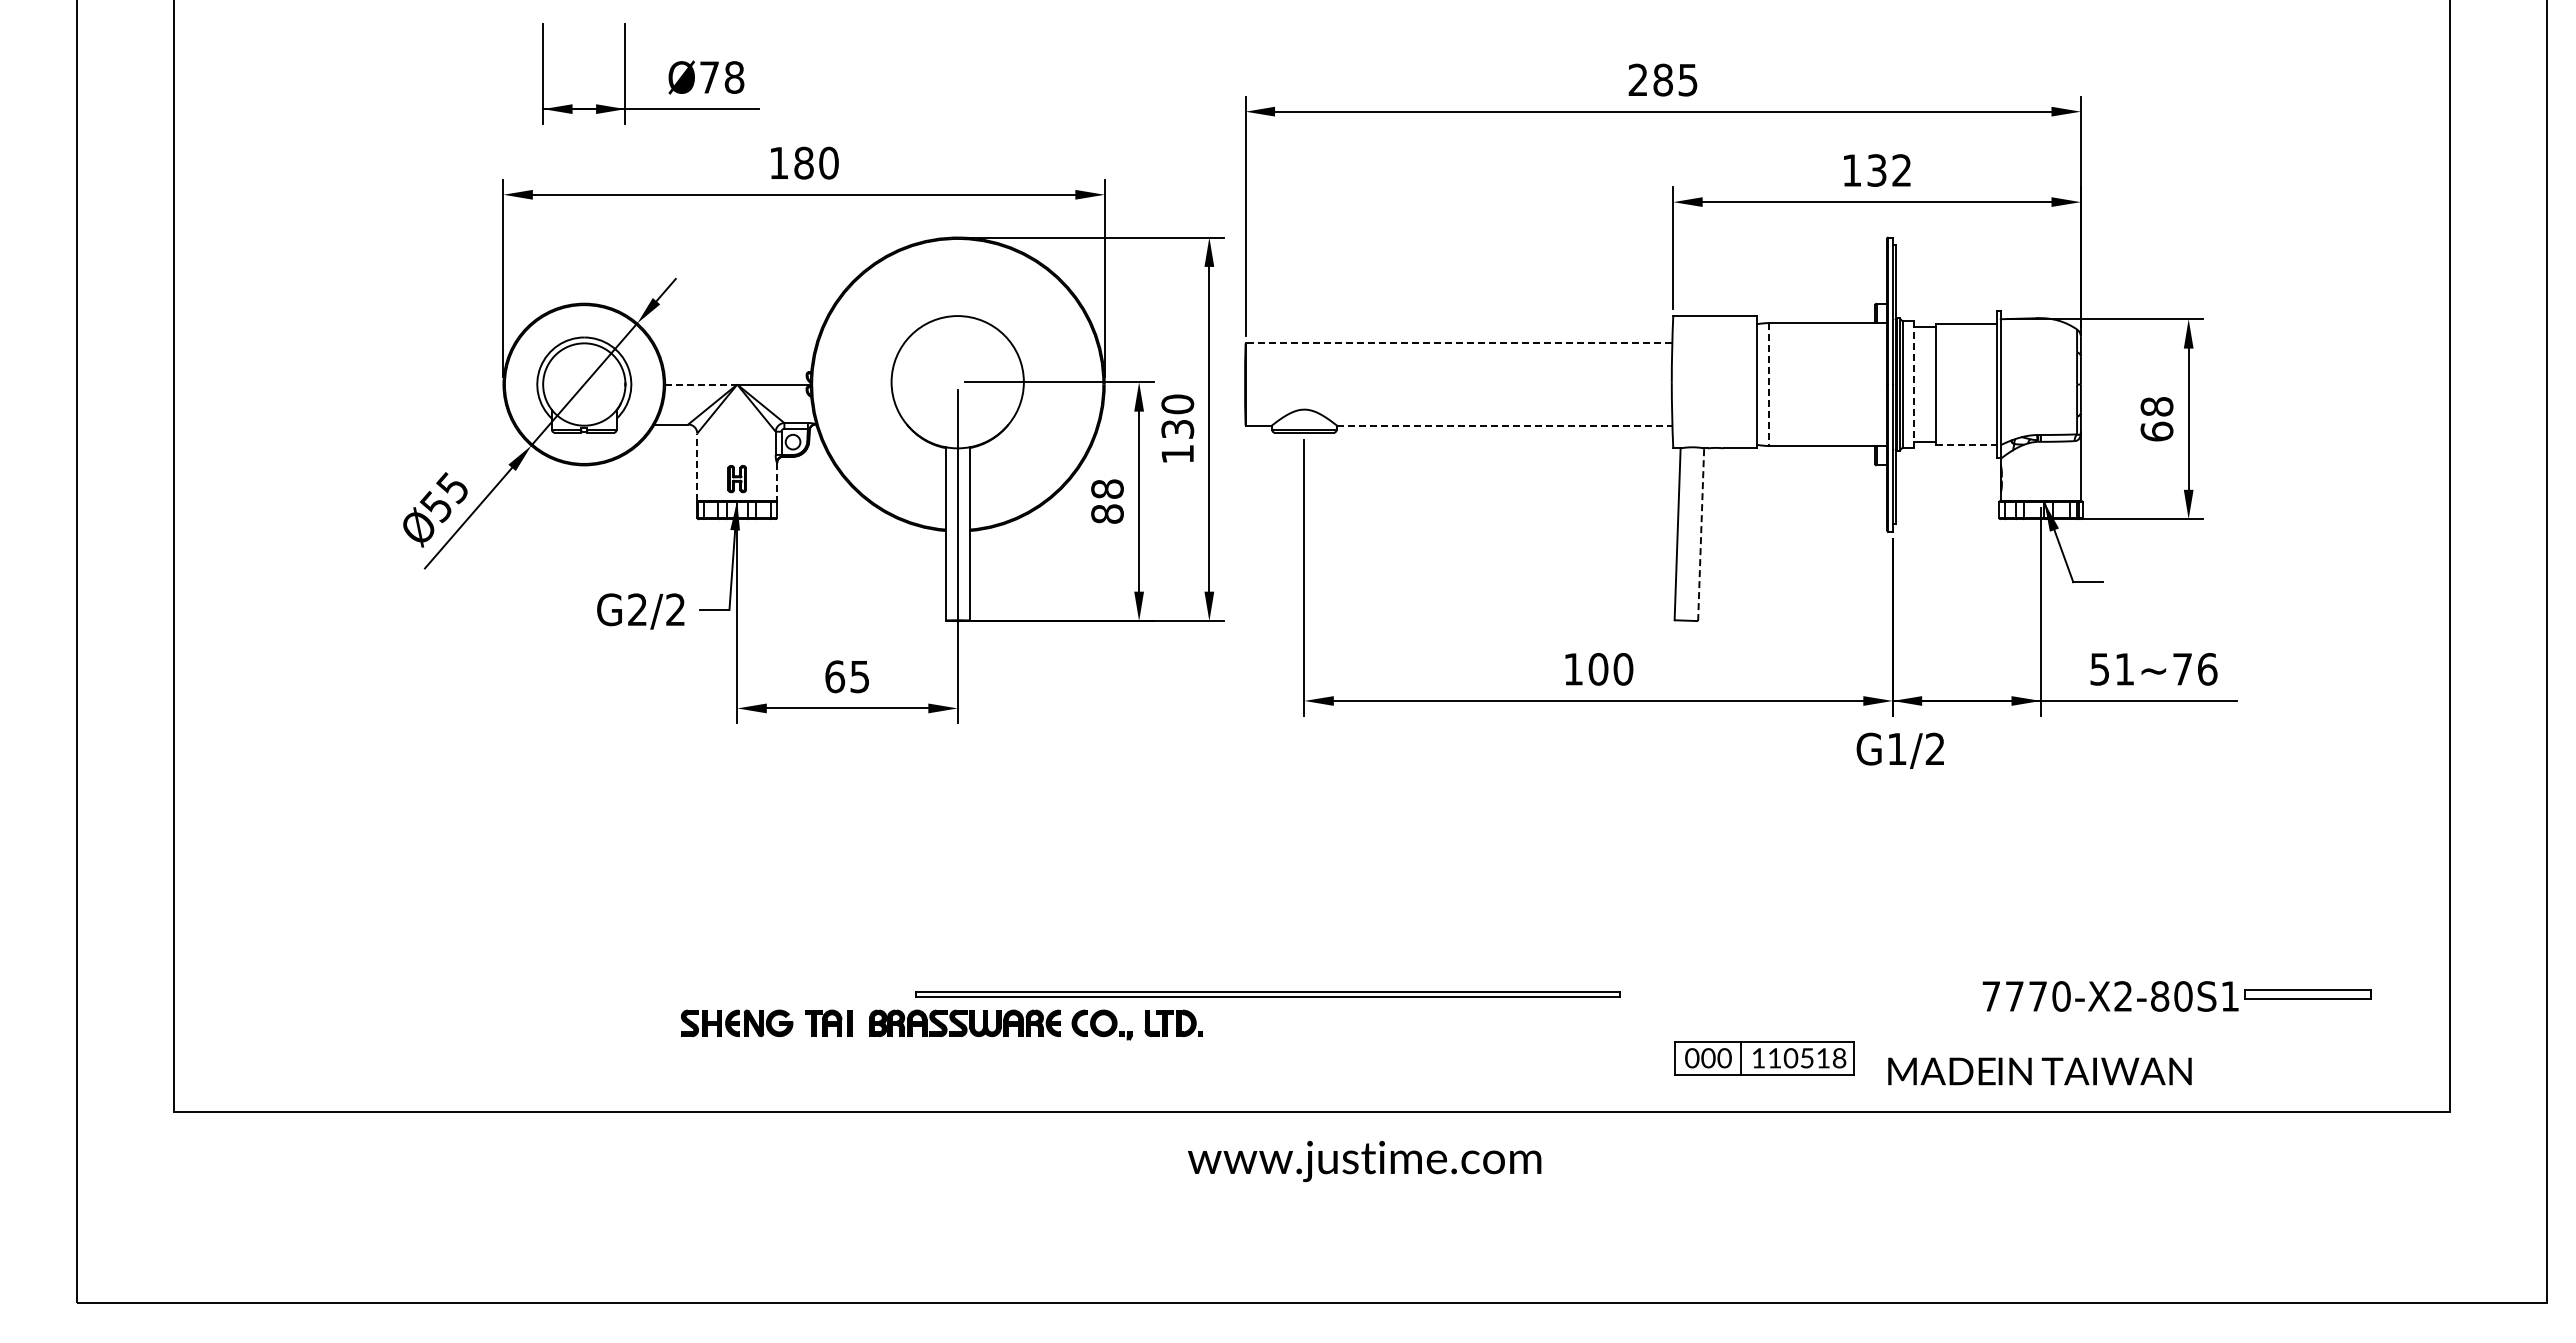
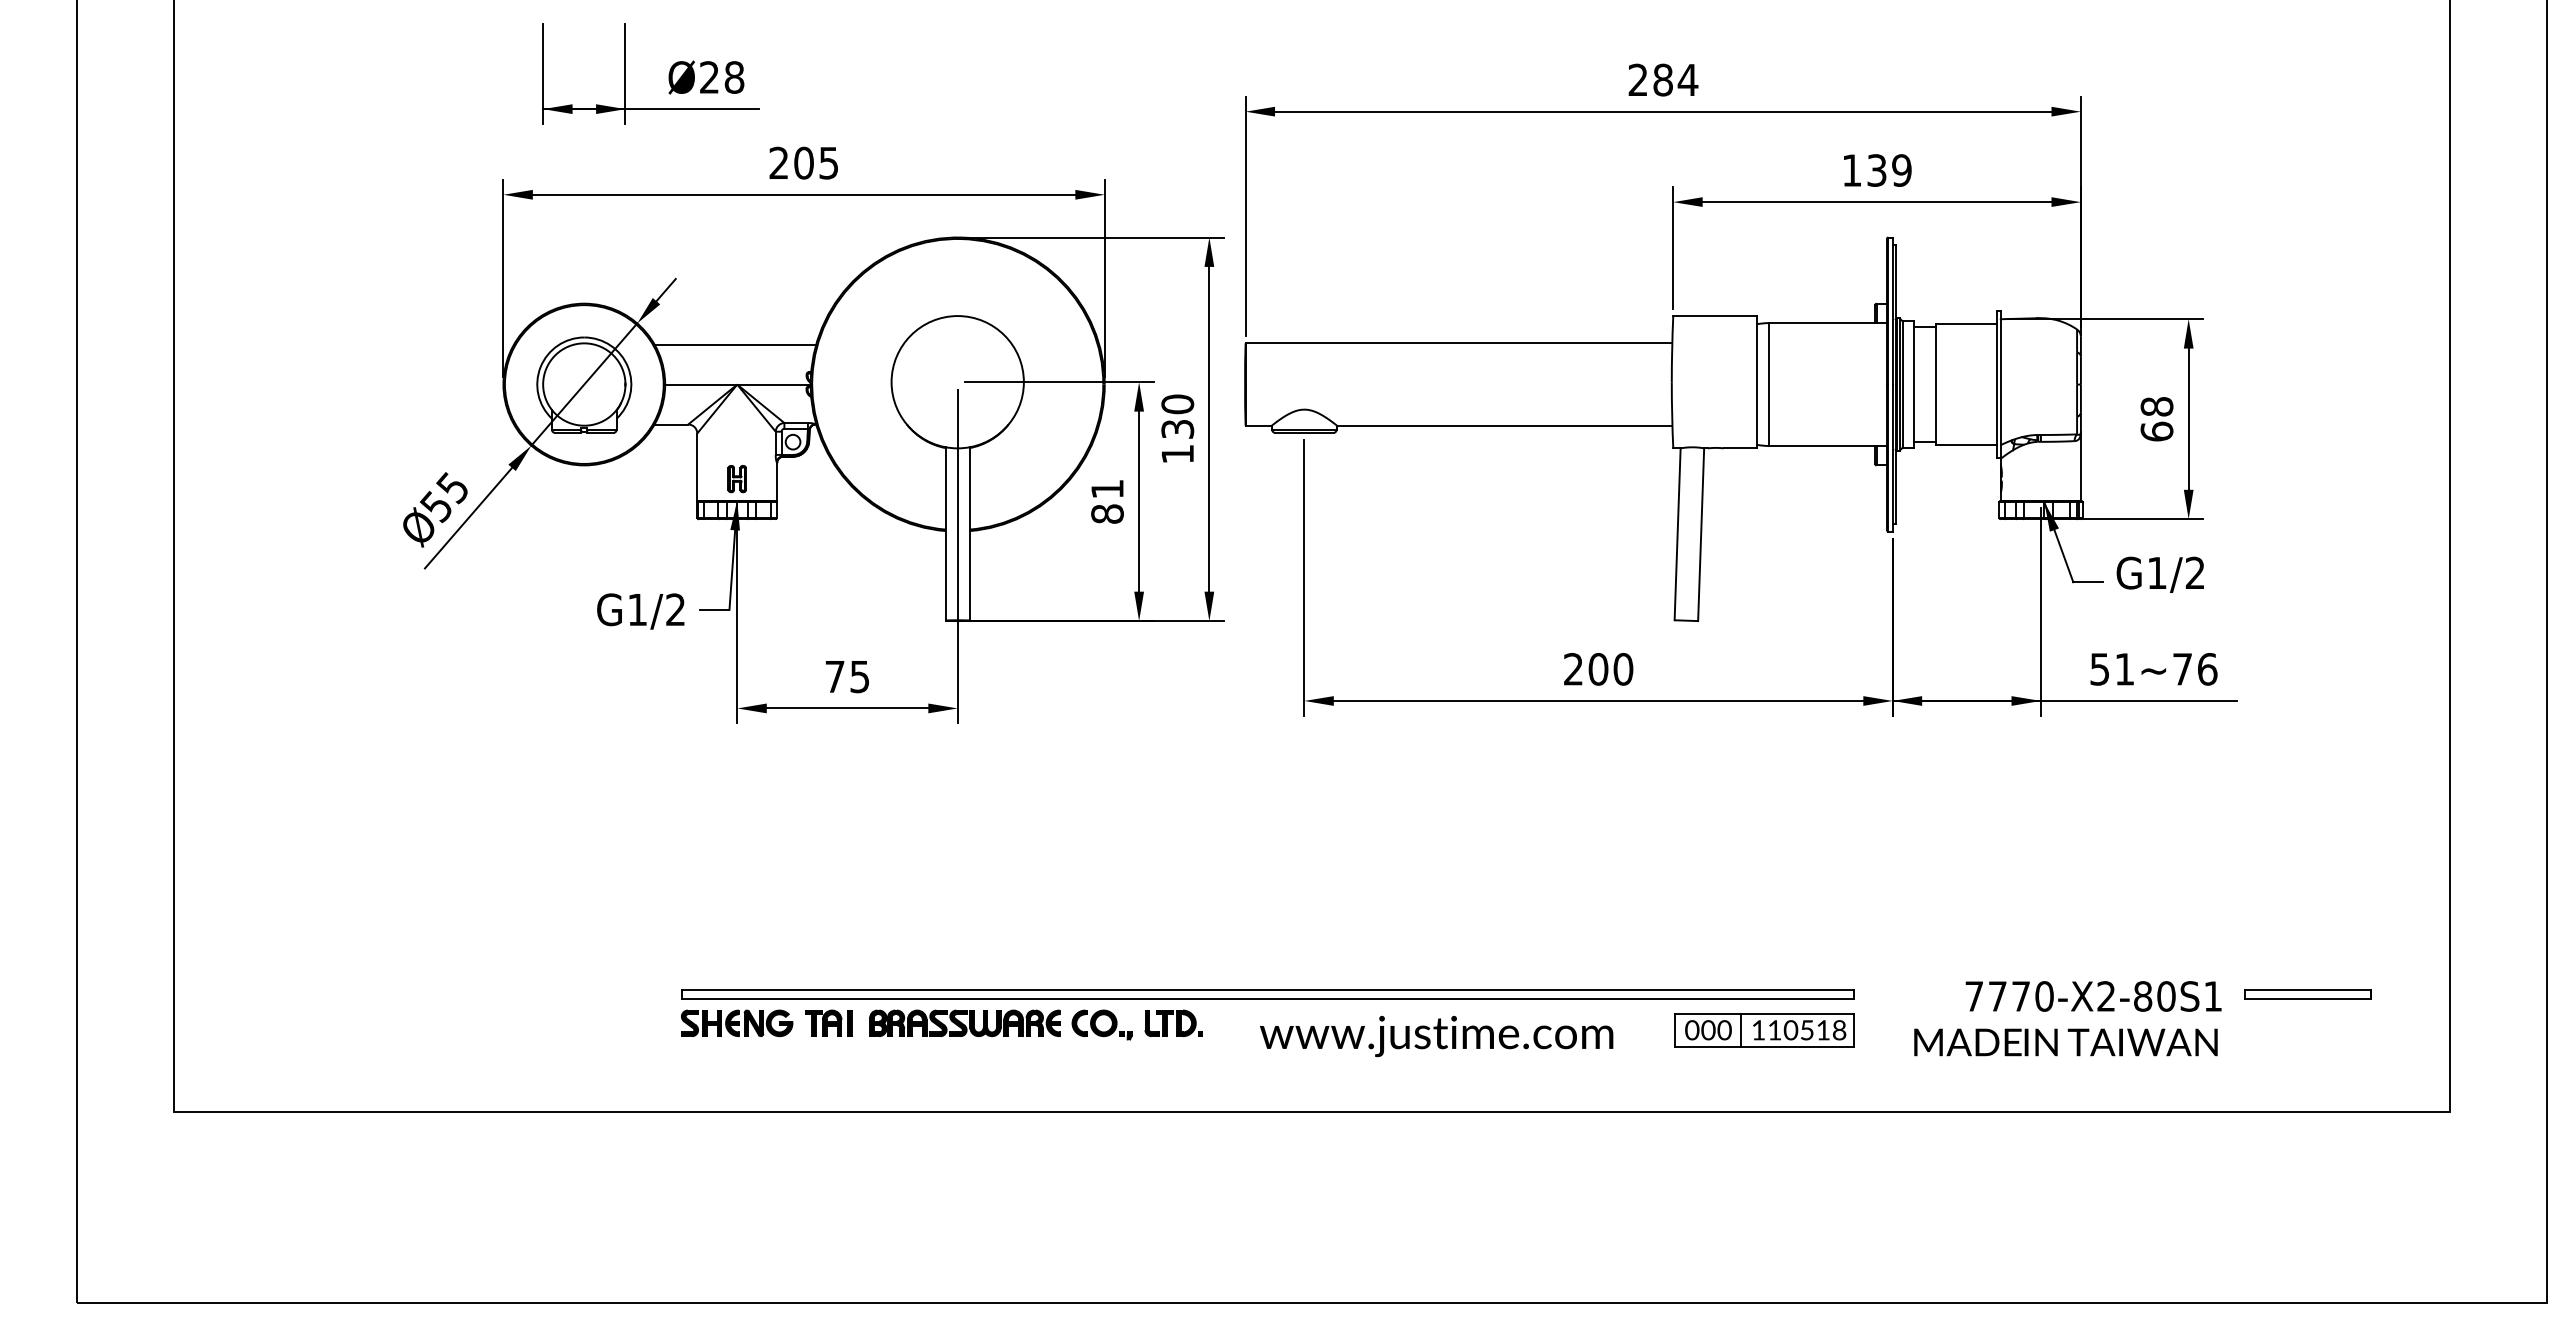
text: Ø78 -> Ø28 (709, 77)
text: 285 -> 284 (1687, 80)
text: 180 -> 205 (803, 162)
text: 132 -> 139 (1901, 170)
line: dashed -> solid (1458, 343)
line: none -> present (735, 344)
line: dashed -> solid (701, 384)
line: dashed -> solid (1769, 385)
line: dashed -> solid (1914, 385)
line: dashed -> solid (1504, 425)
line: dashed -> solid (1966, 444)
line: dashed -> solid (697, 467)
line: dashed -> solid (777, 482)
text: 88 -> 81 (1107, 488)
line: dashed -> solid (1701, 534)
text: G2/2 -> G1/2 (637, 609)
text: 100 -> 200 (1573, 669)
text: 65 -> 75 (835, 676)
text position: (1899, 750) -> (2159, 574) (2159, 574)
part size: 706x7 px -> 1174x11 px (1267, 994)
text position: (2110, 996) -> (2093, 996) (2093, 996)
part position: (1764, 1058) -> (1764, 1030) (1764, 1030)
text position: (2039, 1071) -> (2065, 1042) (2065, 1042)
text position: (1364, 1161) -> (1436, 1036) (1436, 1036)
